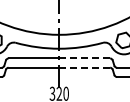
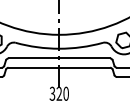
line: dashed -> solid (84, 58)
line: dashed -> solid (84, 67)
